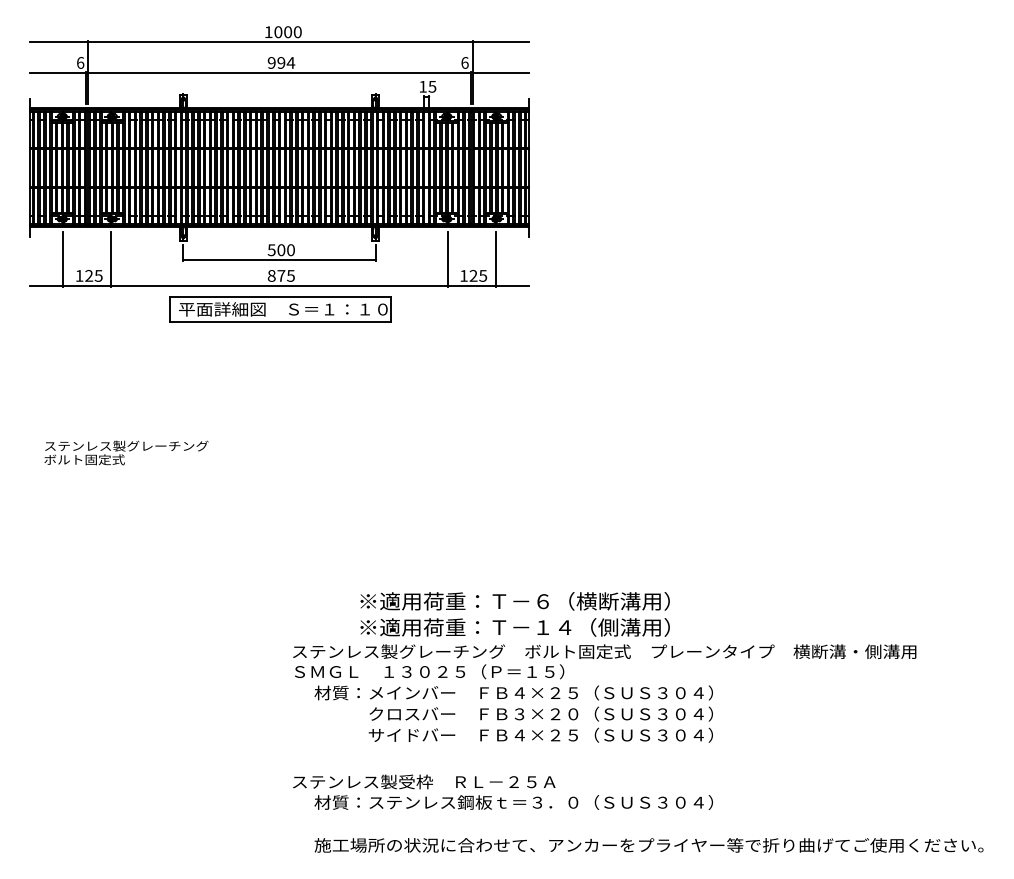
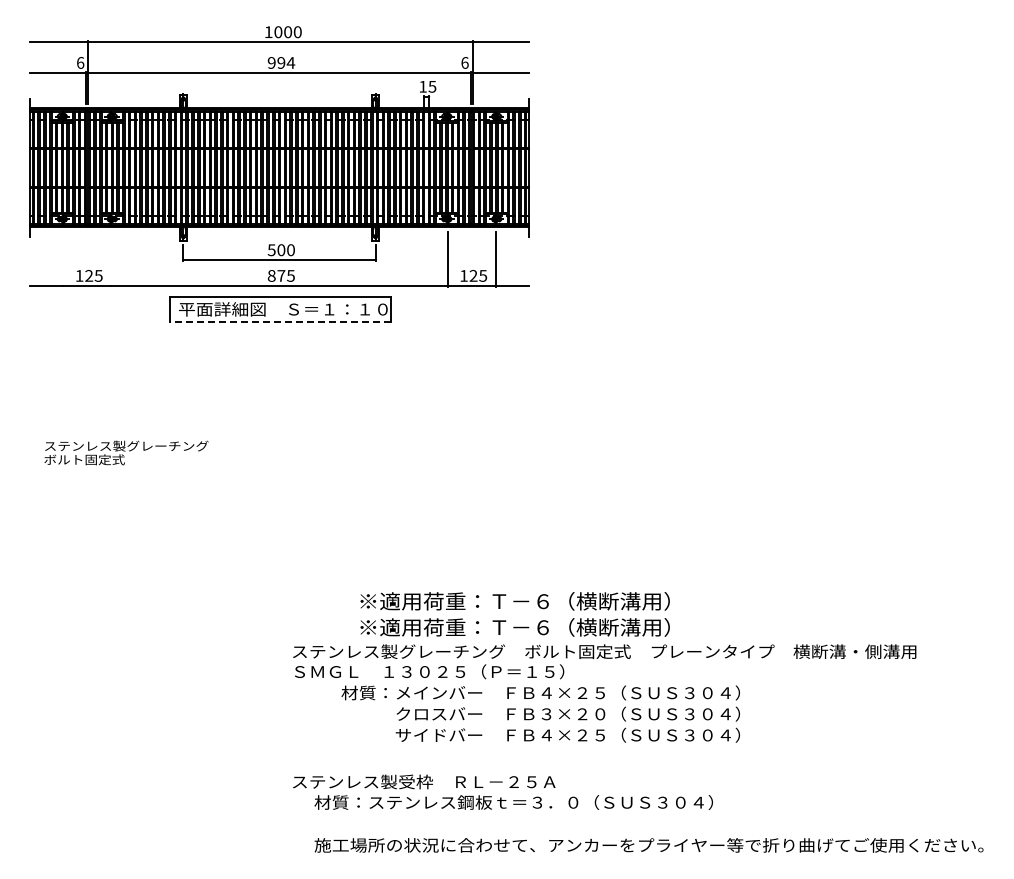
line: present -> none (63, 259)
line: present -> none (111, 259)
line: solid -> dashed (280, 322)
text: ※適用荷重：Ｔ－１４（側溝用） -> ※適用荷重：Ｔ－６（横断溝用） (577, 627)
text position: (513, 713) -> (540, 713) (540, 713)
